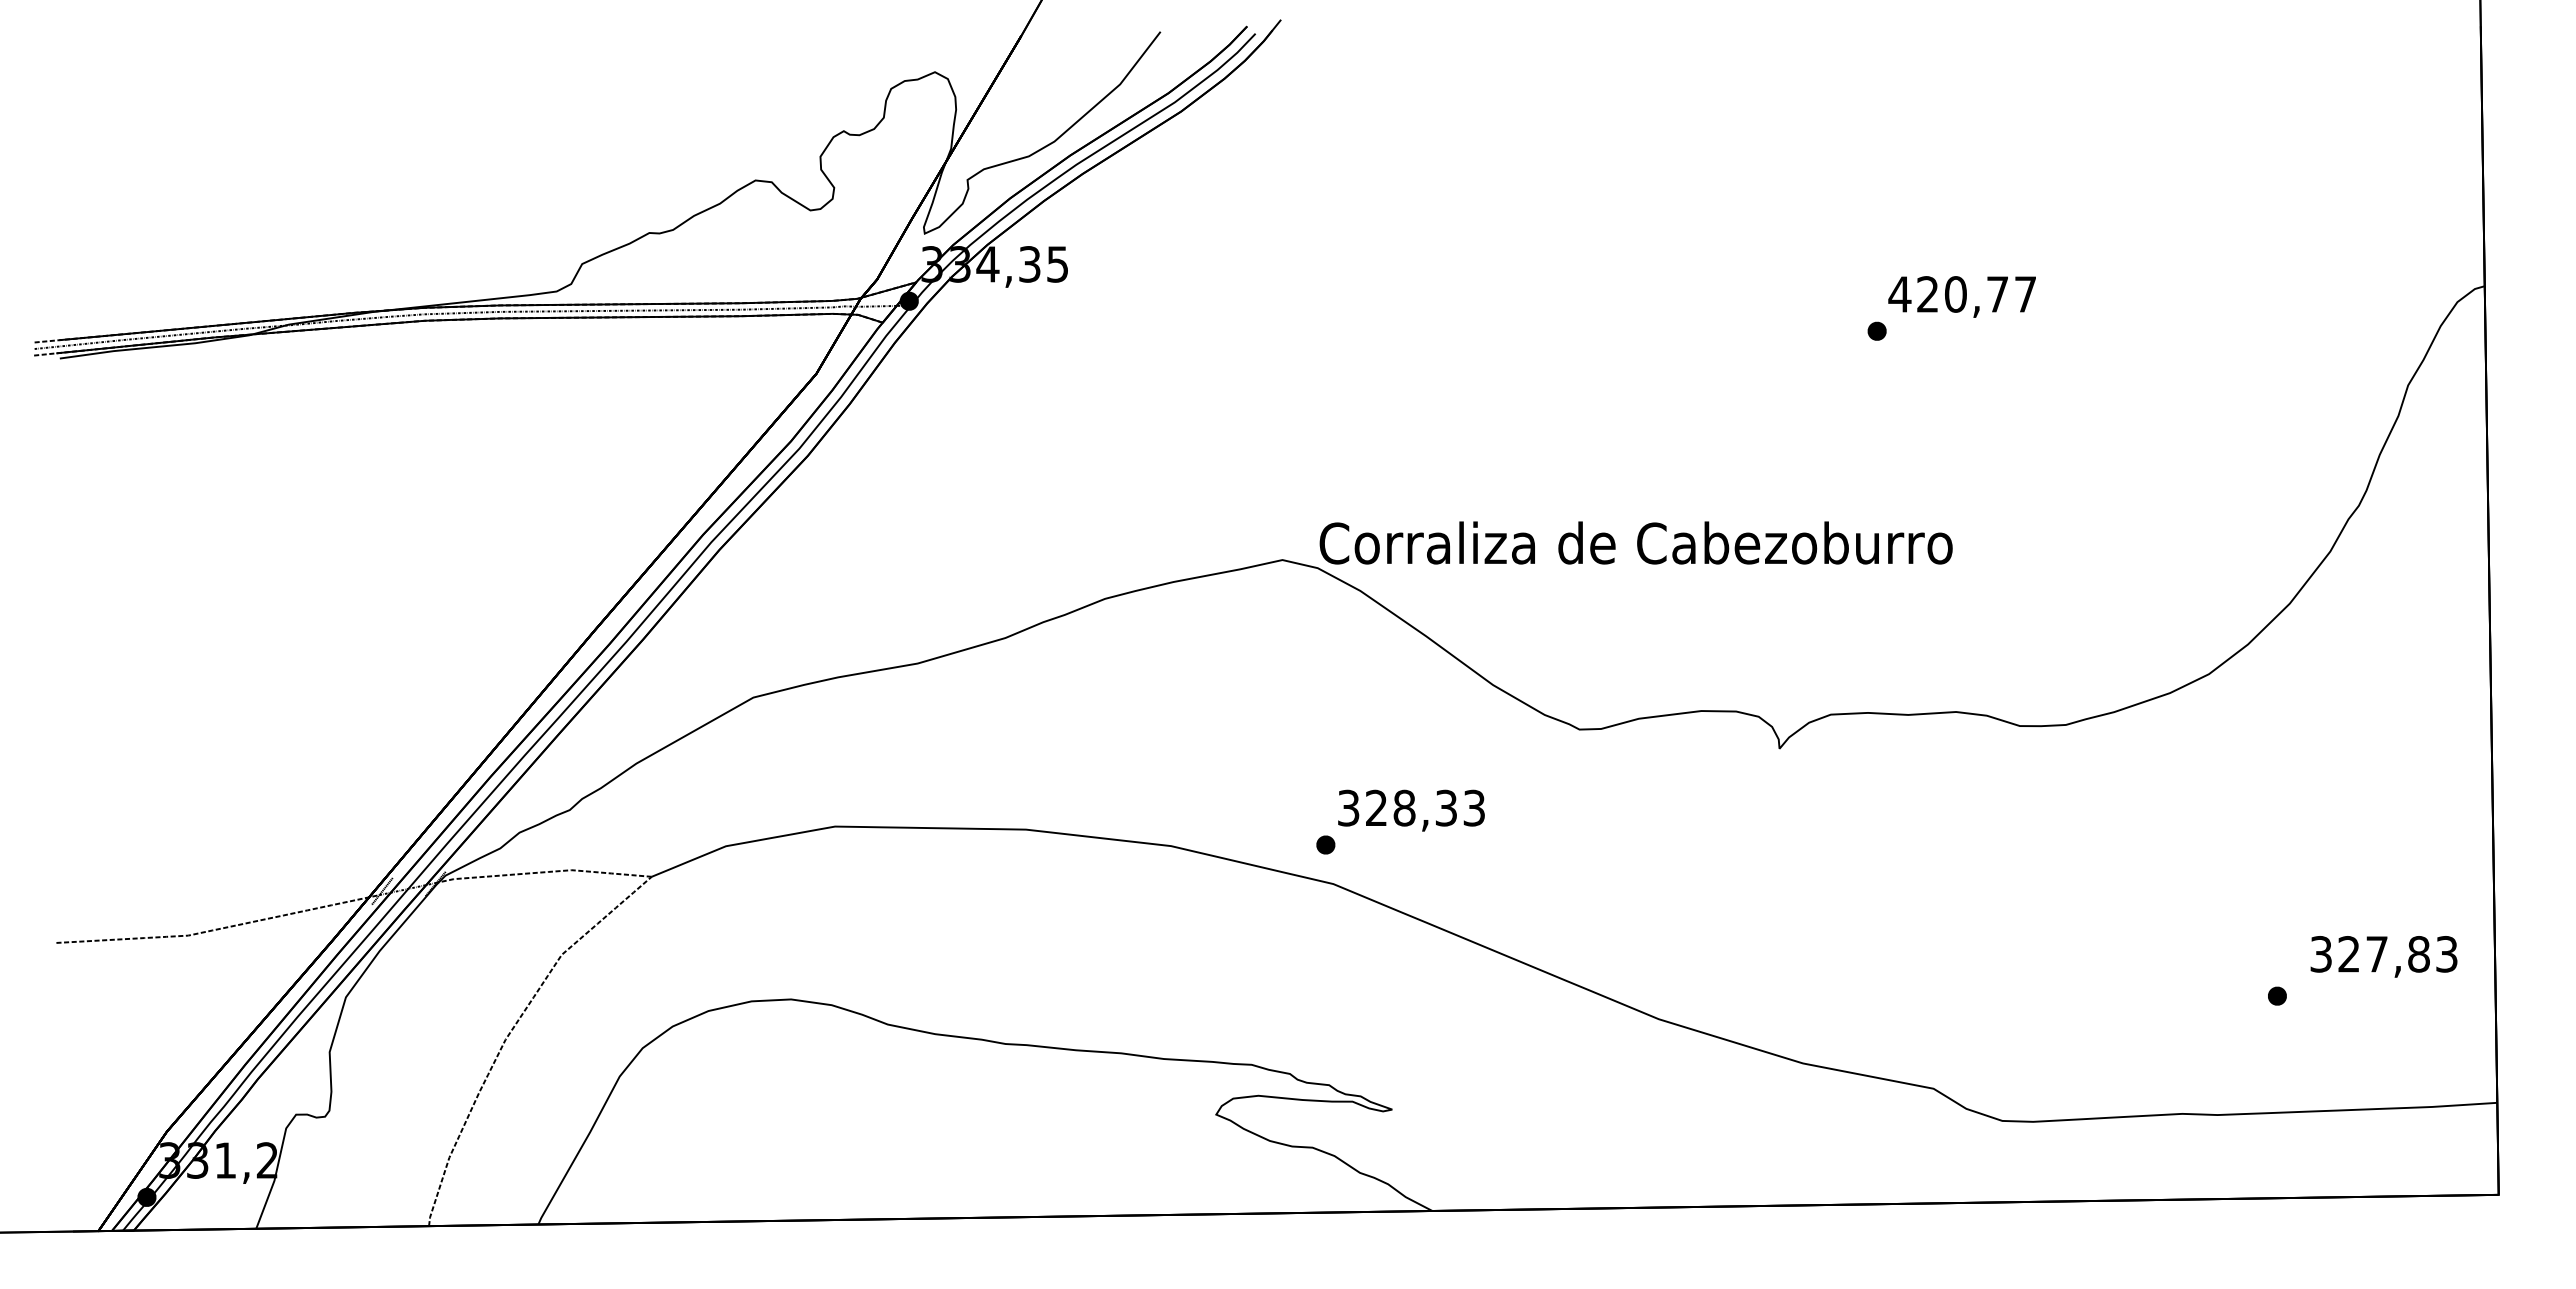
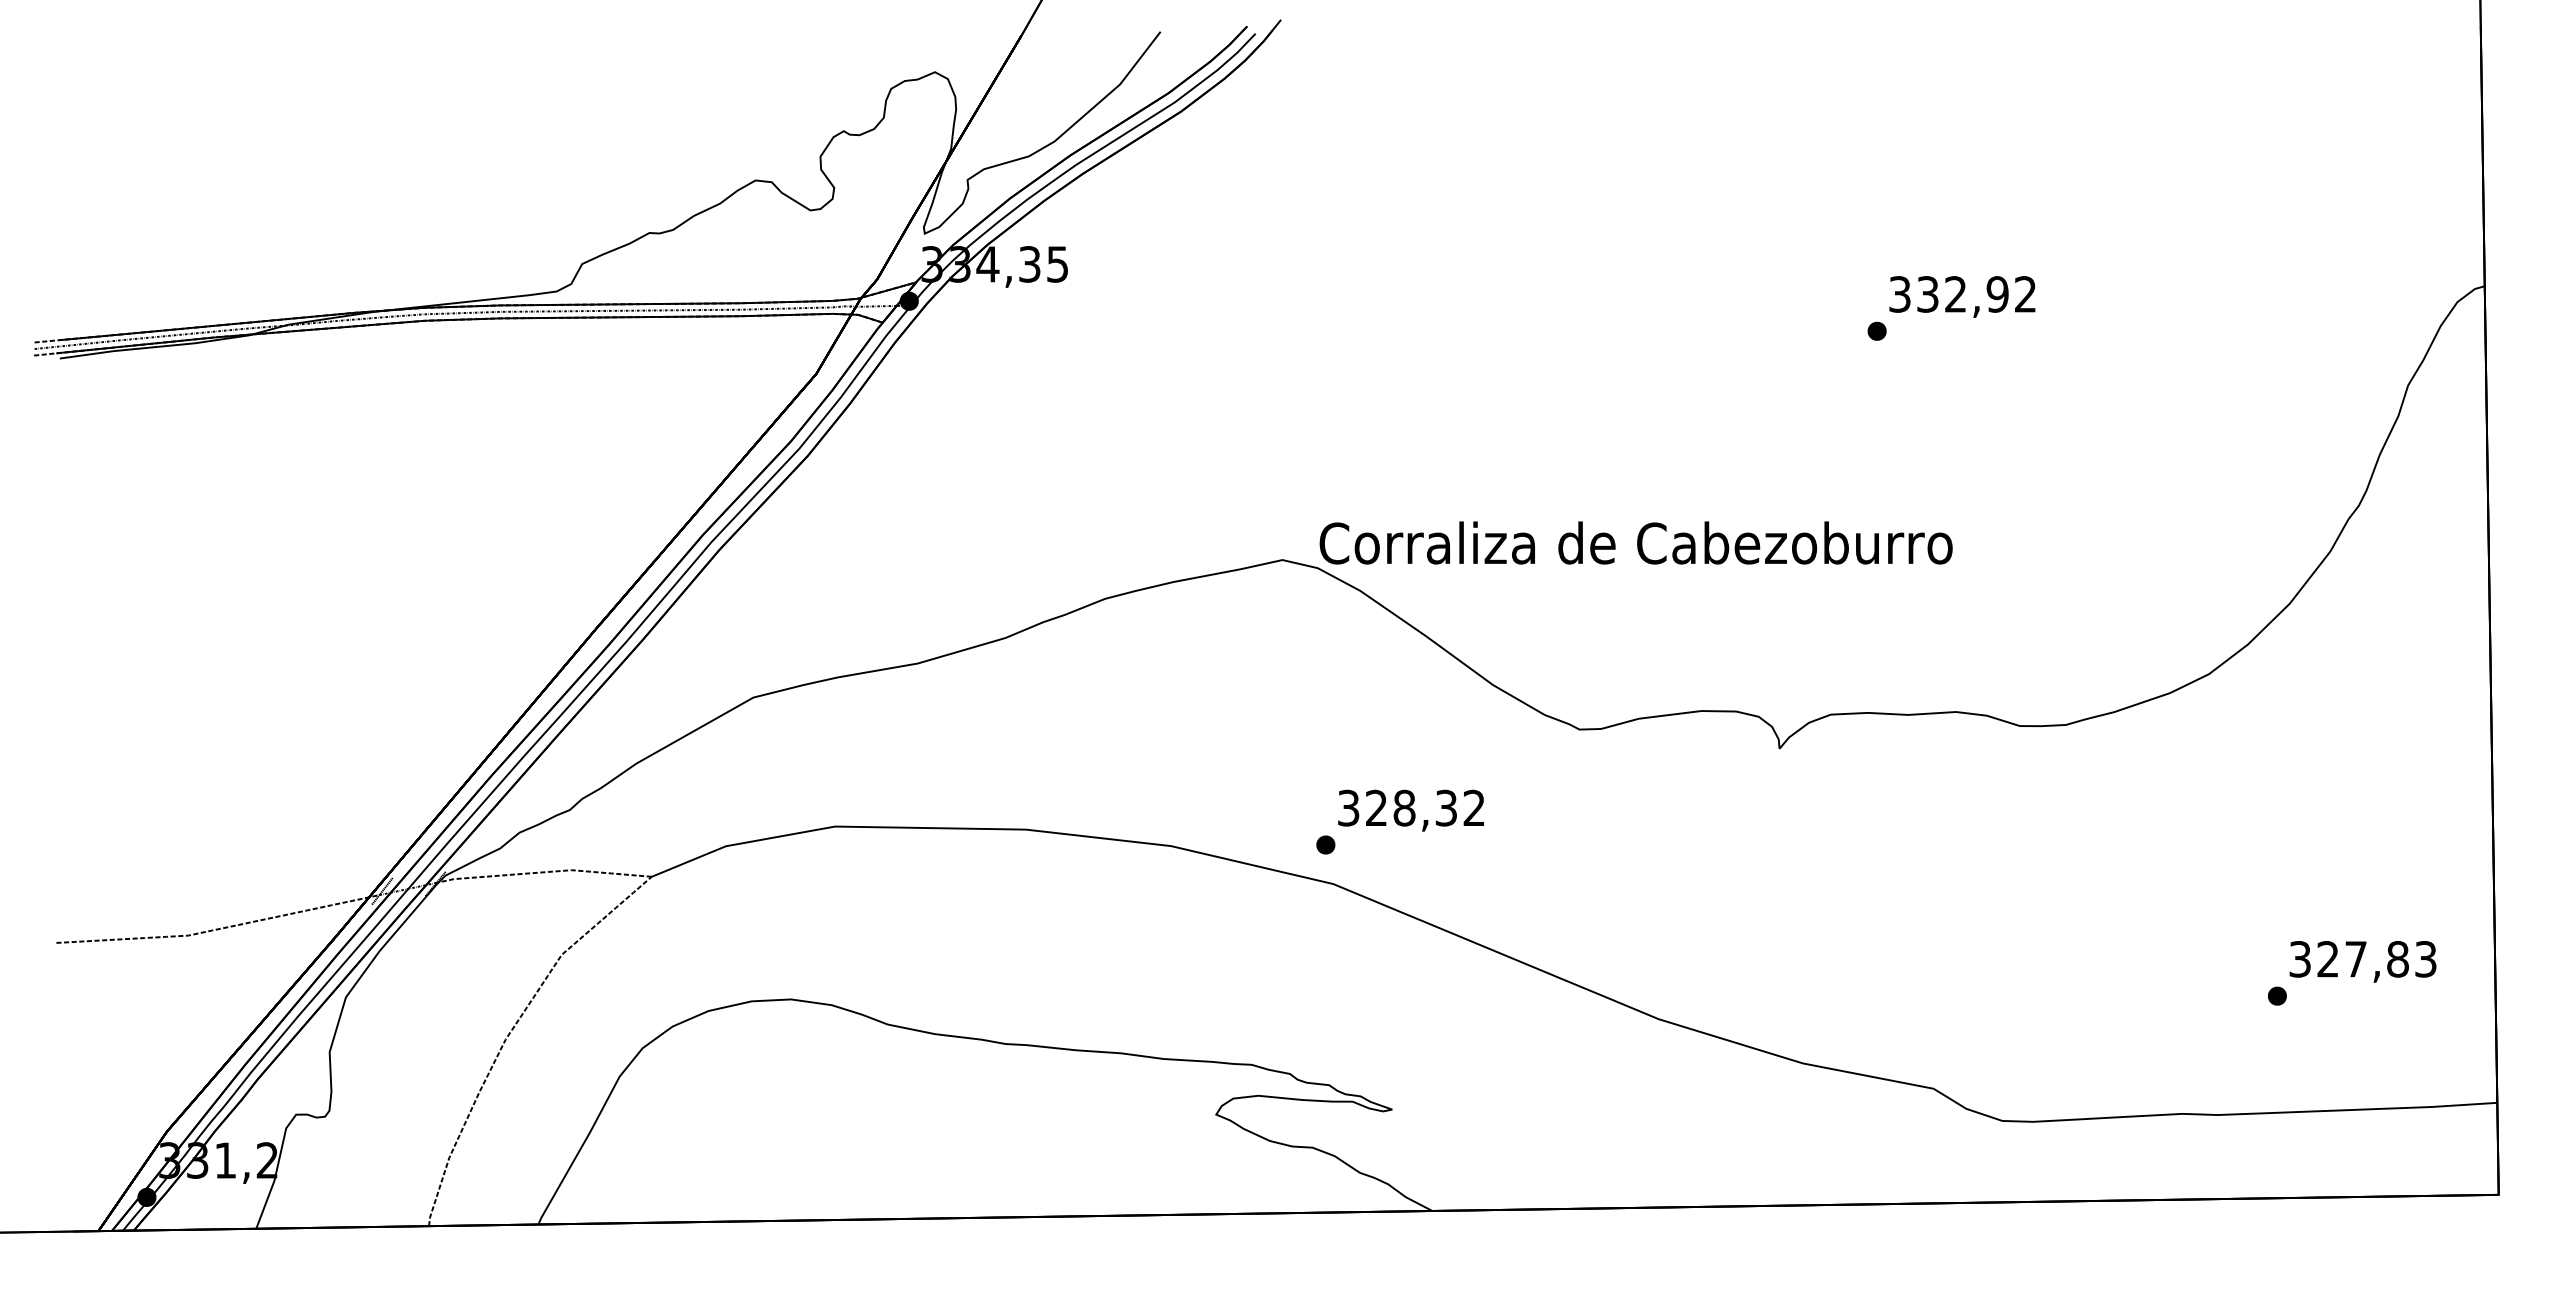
text: 420,77 -> 332,92 (1961, 294)
text: 328,33 -> 328,32 (1473, 808)
text position: (2383, 956) -> (2362, 961) (2362, 961)
